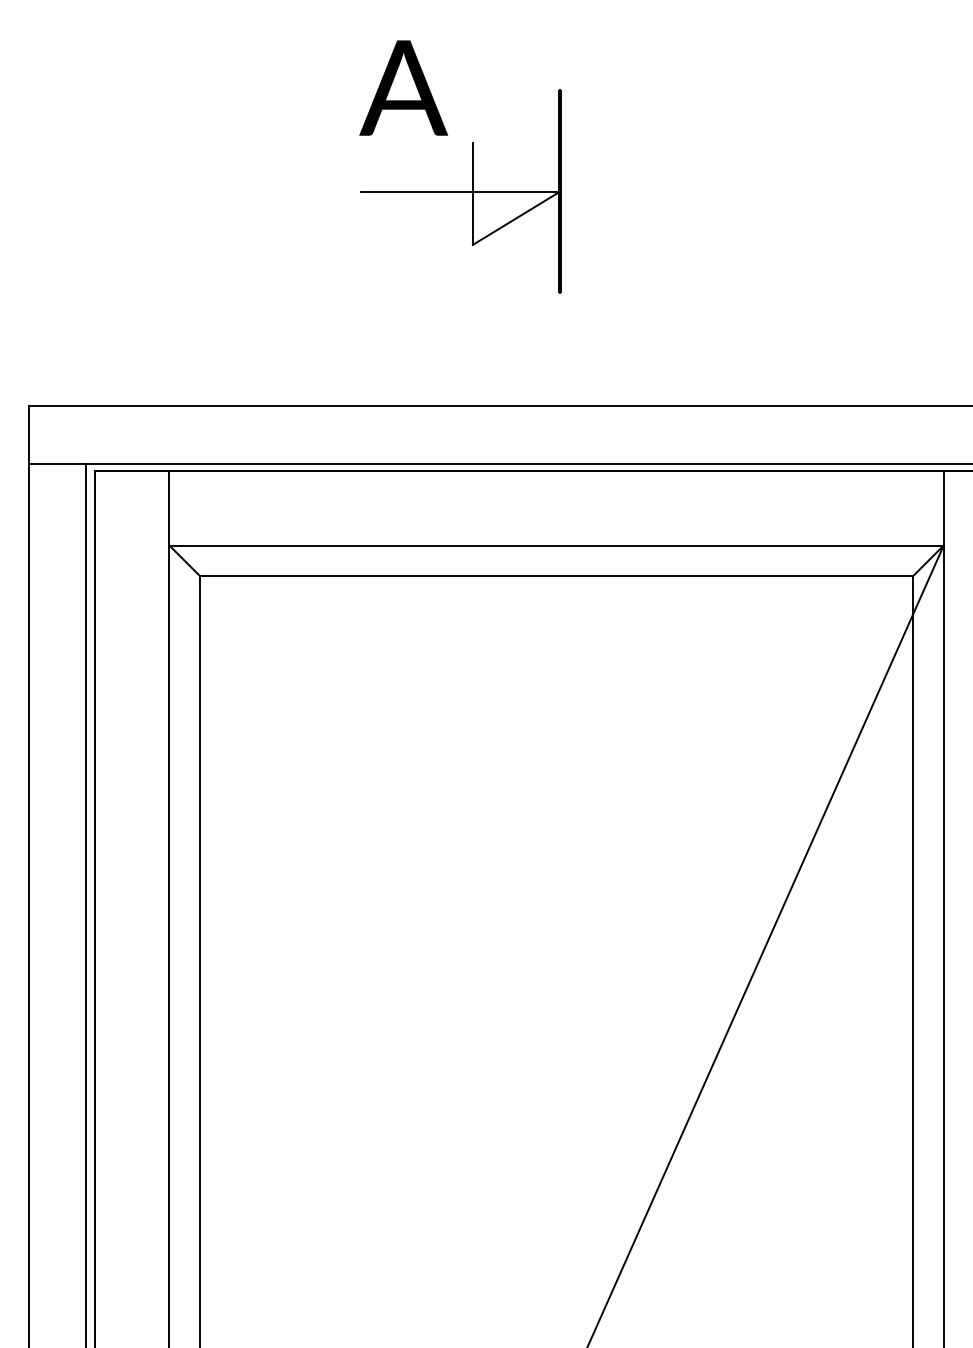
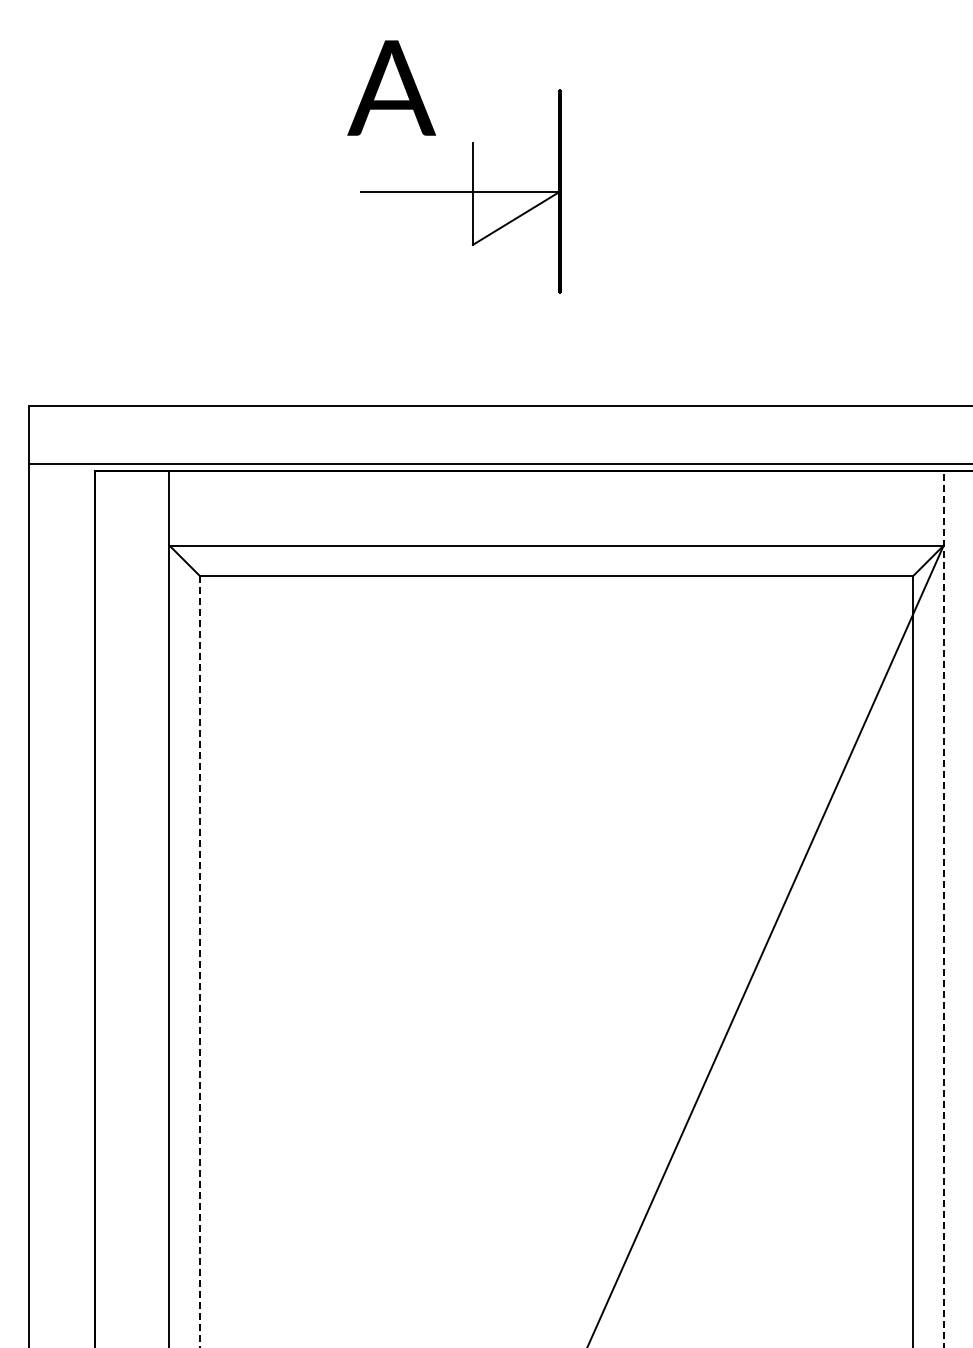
text position: (403, 87) -> (391, 87) (391, 87)
line: present -> none (86, 903)
line: solid -> dashed (943, 909)
line: solid -> dashed (199, 962)
